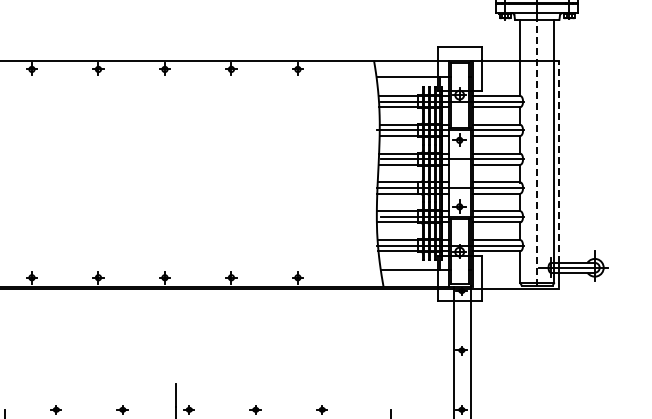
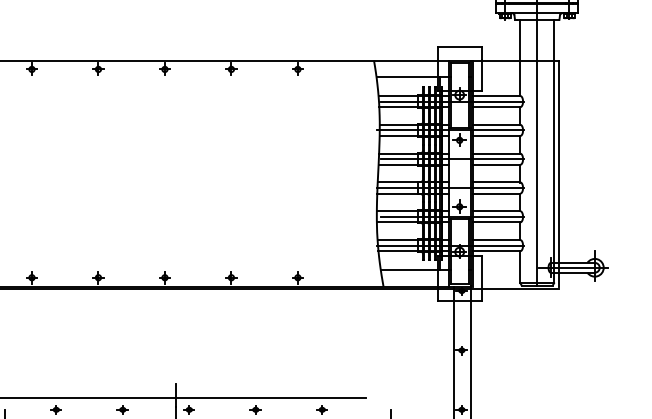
line: dashed -> solid (537, 152)
line: dashed -> solid (559, 161)
line: none -> present (183, 397)
